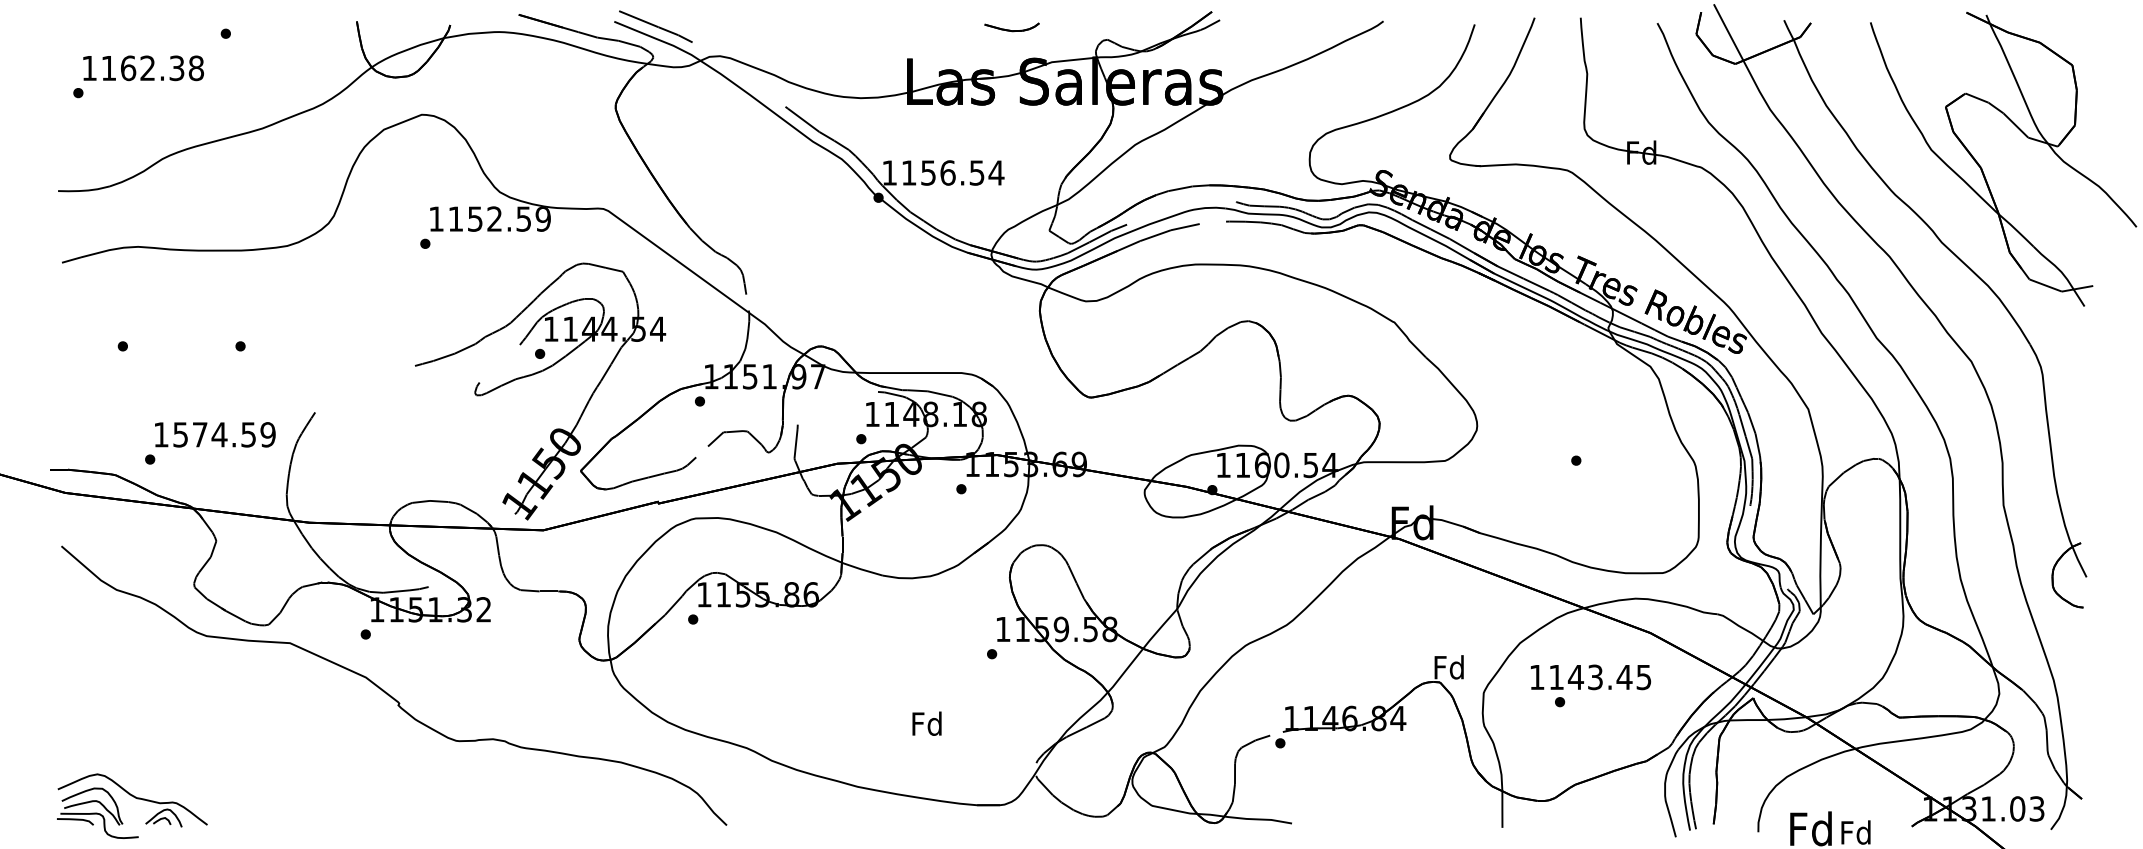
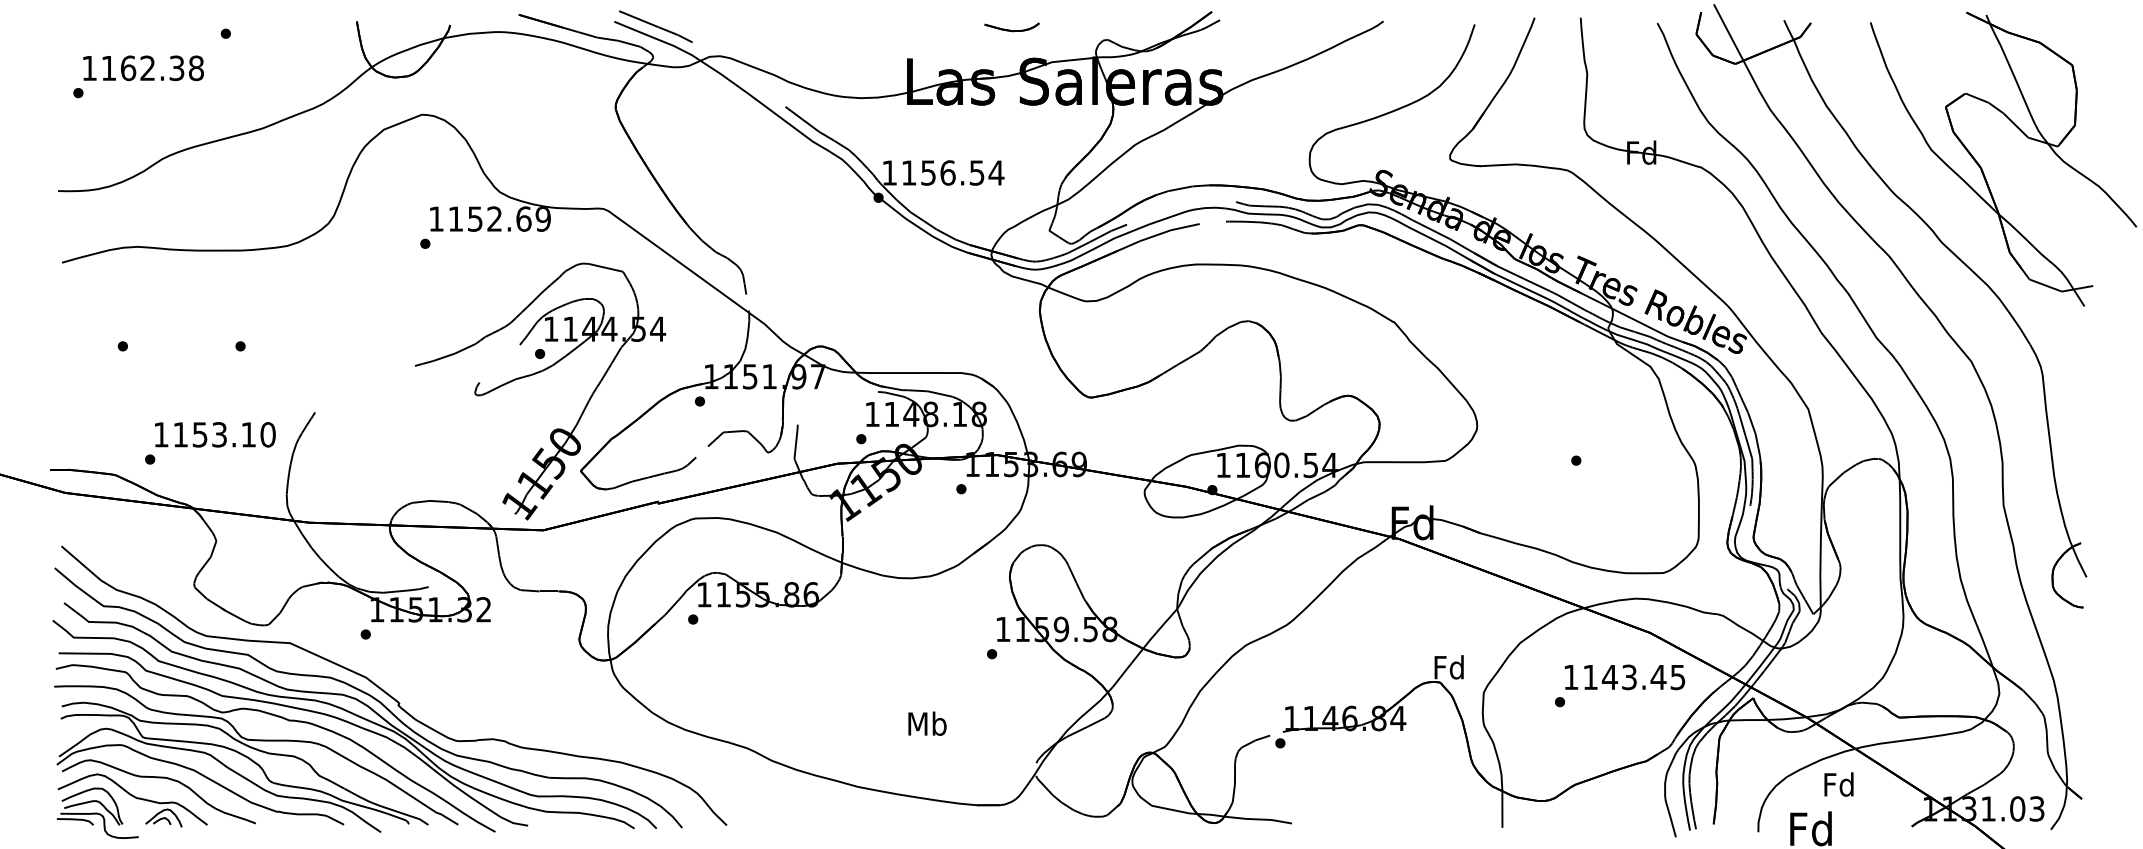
text: 1152.59 -> 1152.69 (523, 218)
text: 1574.59 -> 1153.10 (224, 434)
text position: (1591, 677) -> (1625, 677) (1625, 677)
part: none -> present (367, 699)
text: Fd -> Mb (927, 723)
text position: (1855, 832) -> (1838, 784) (1838, 784)
